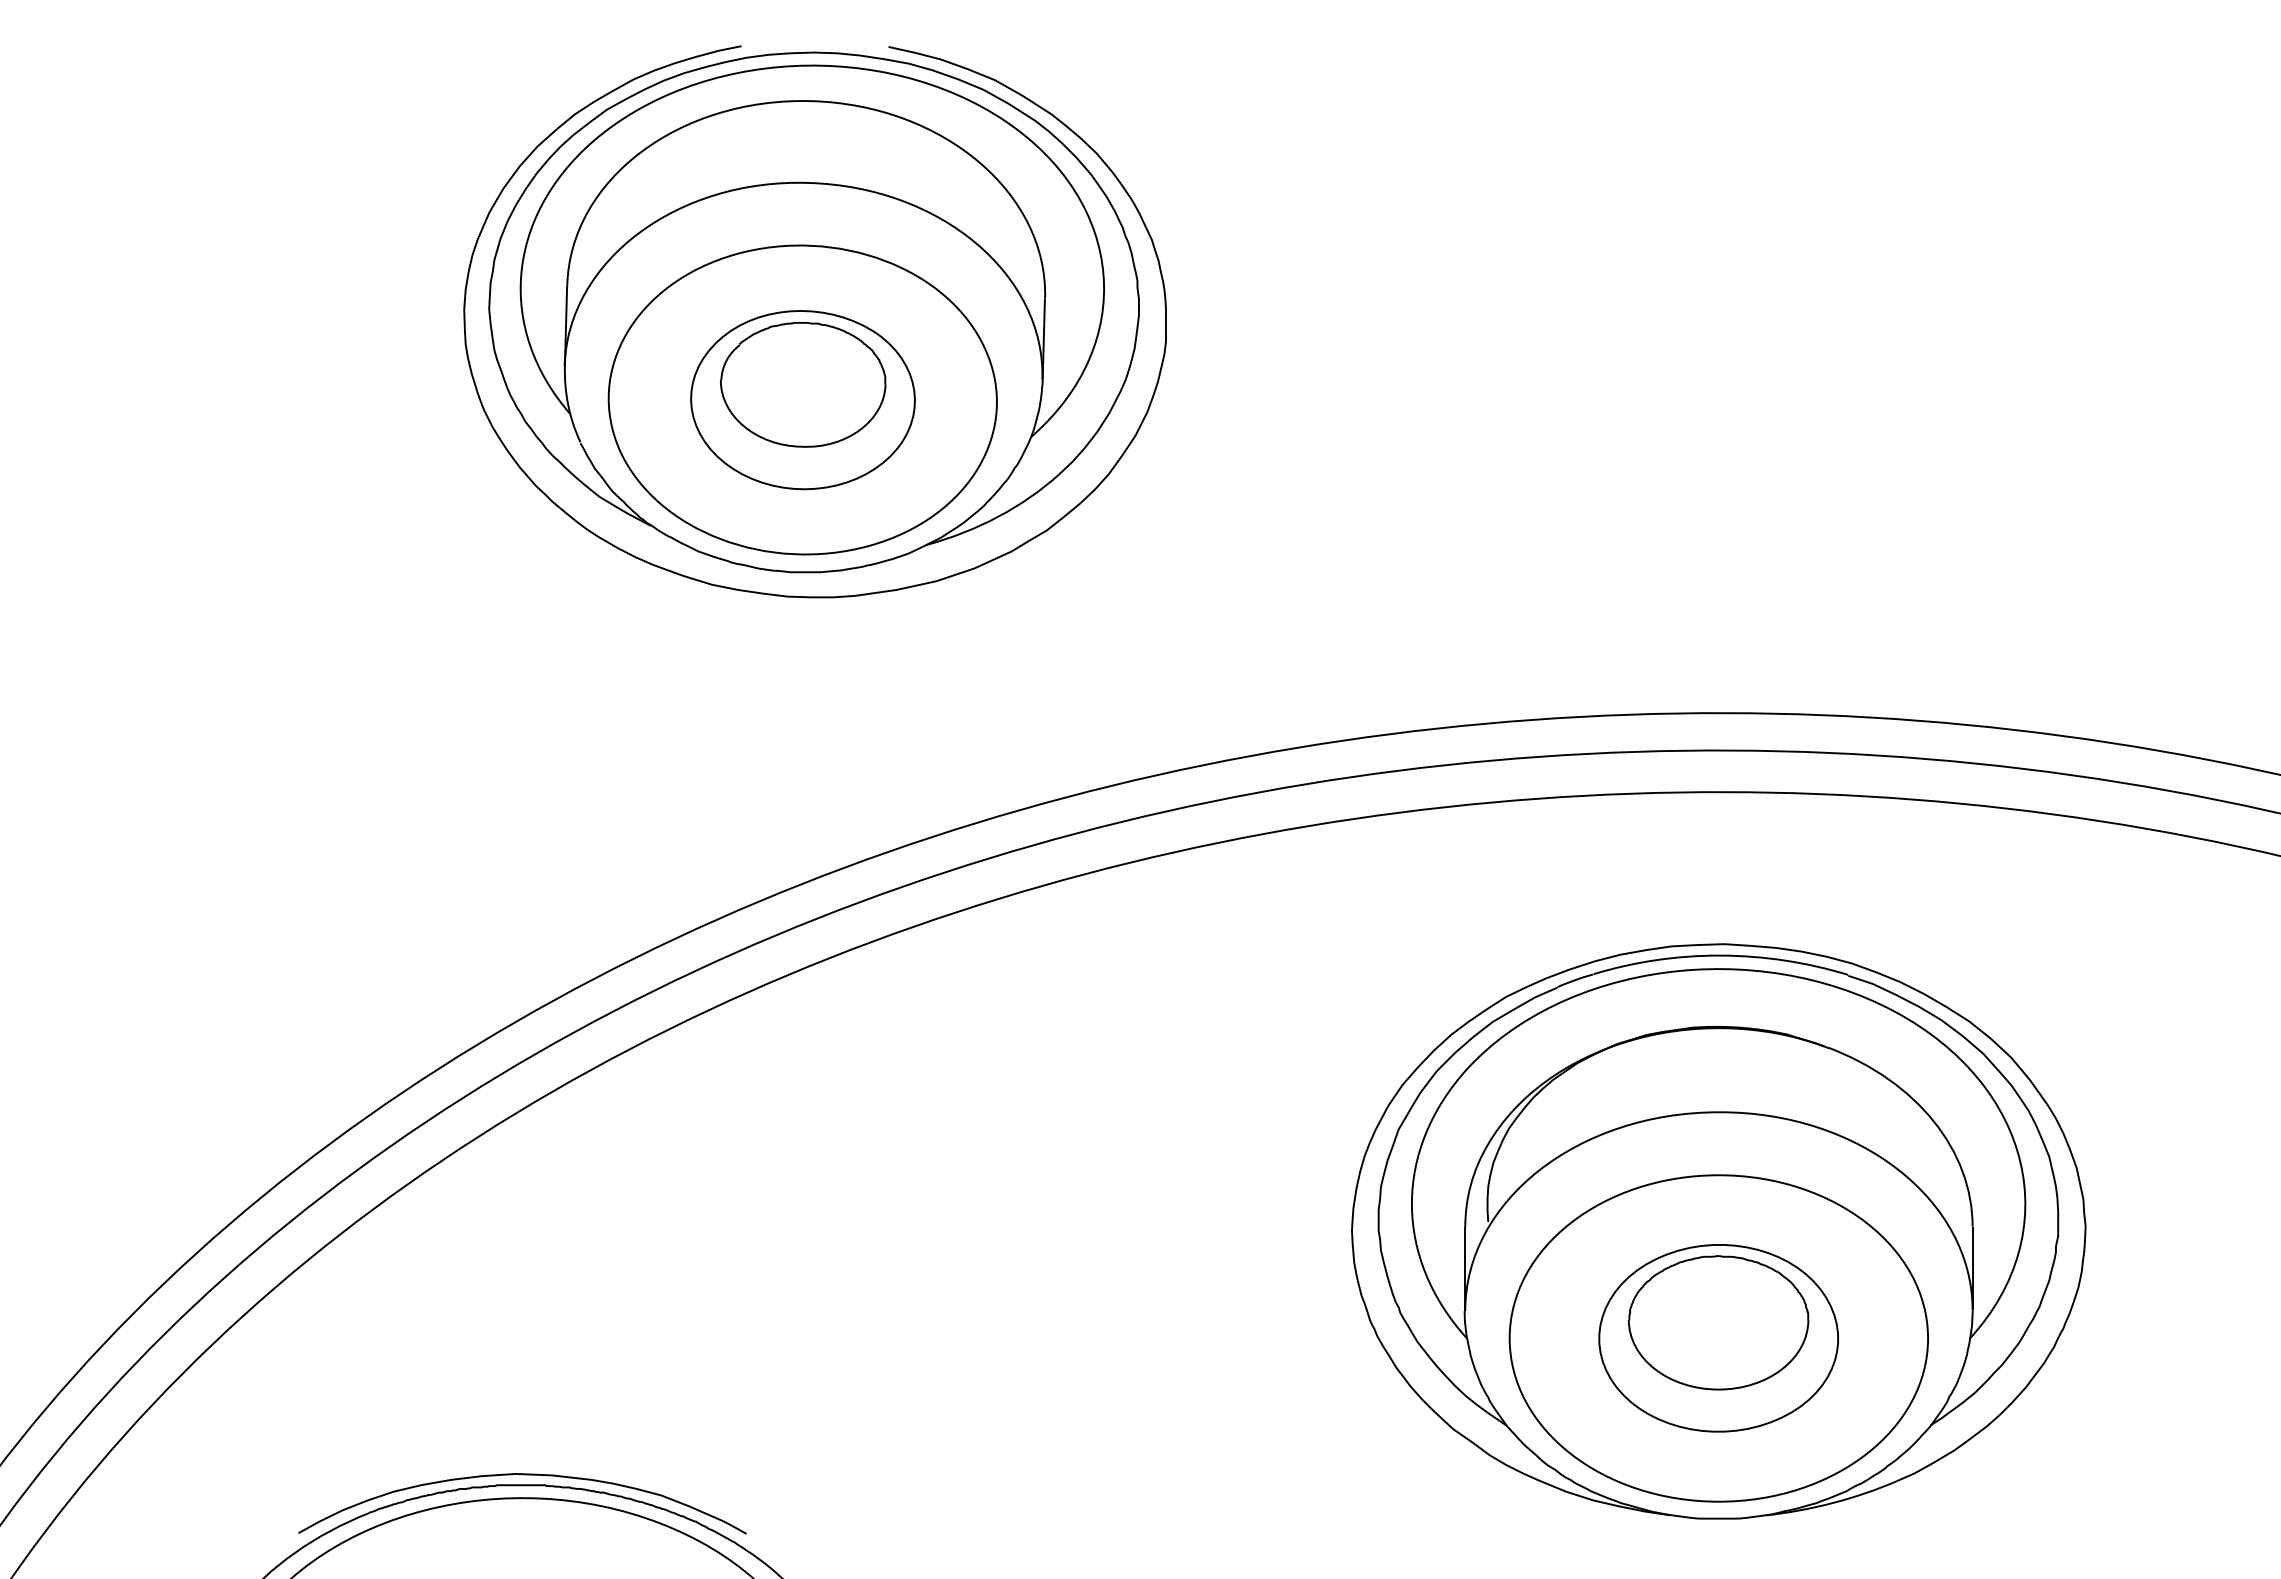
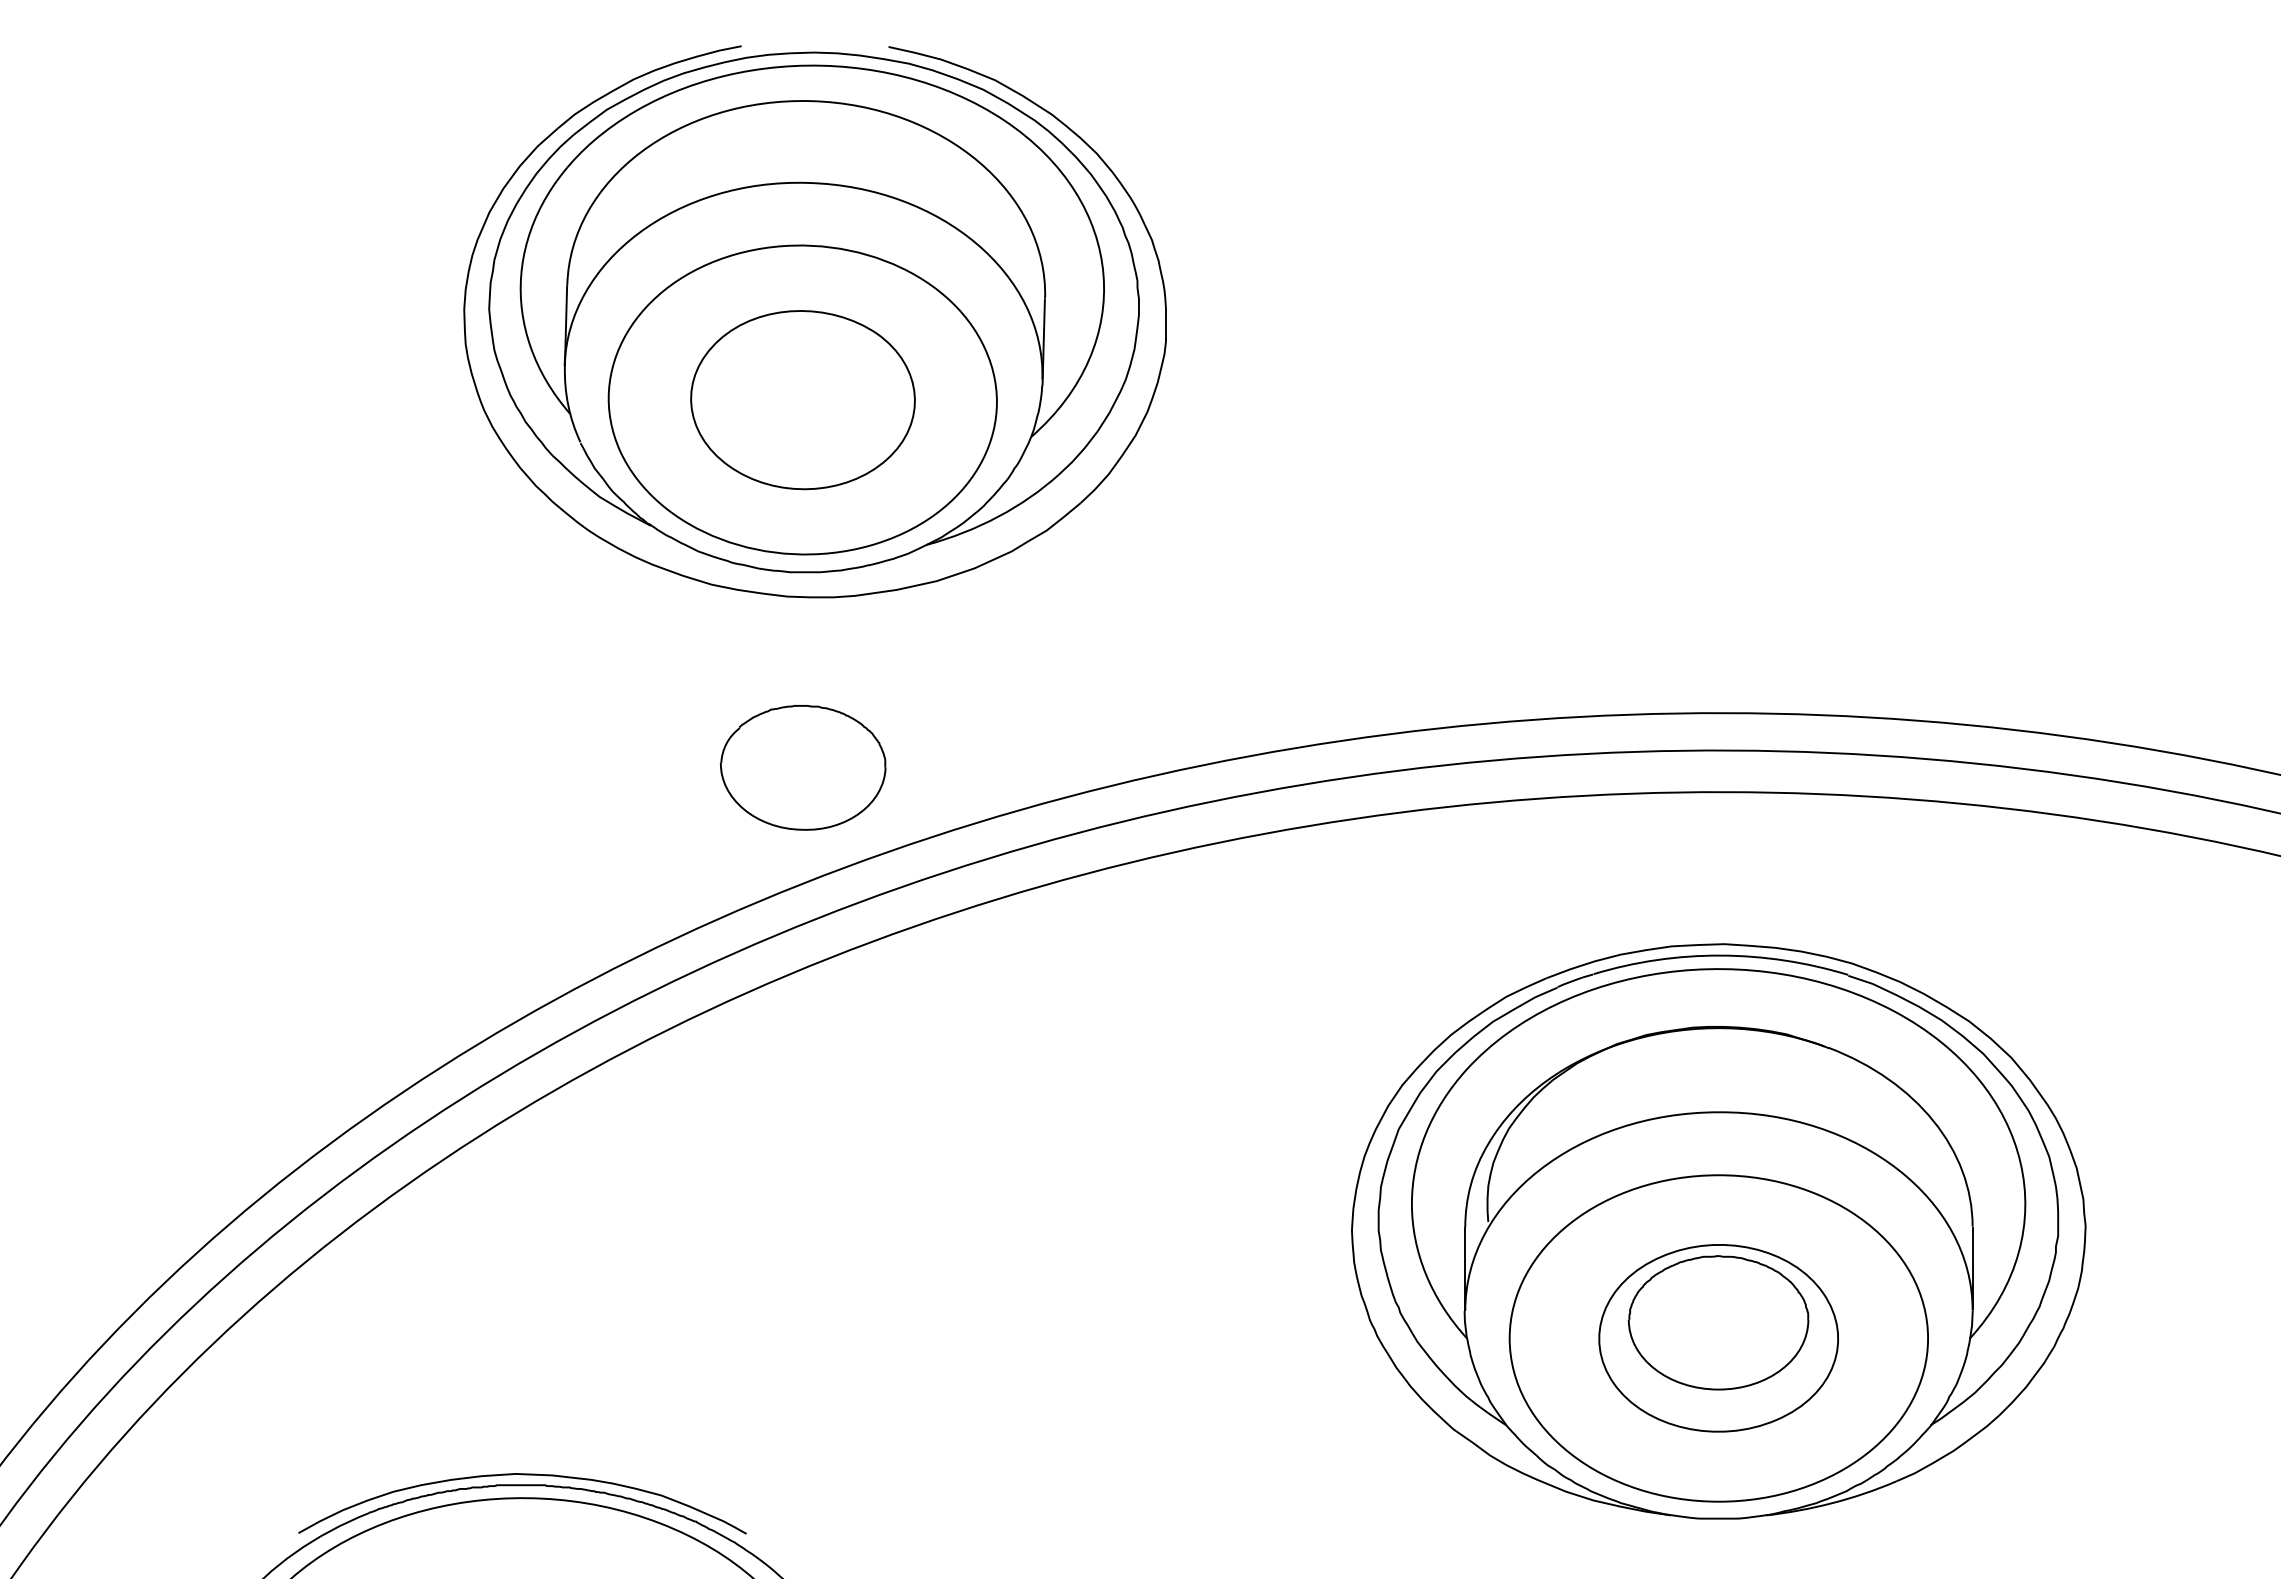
part position: (803, 384) -> (803, 767) (803, 767)
